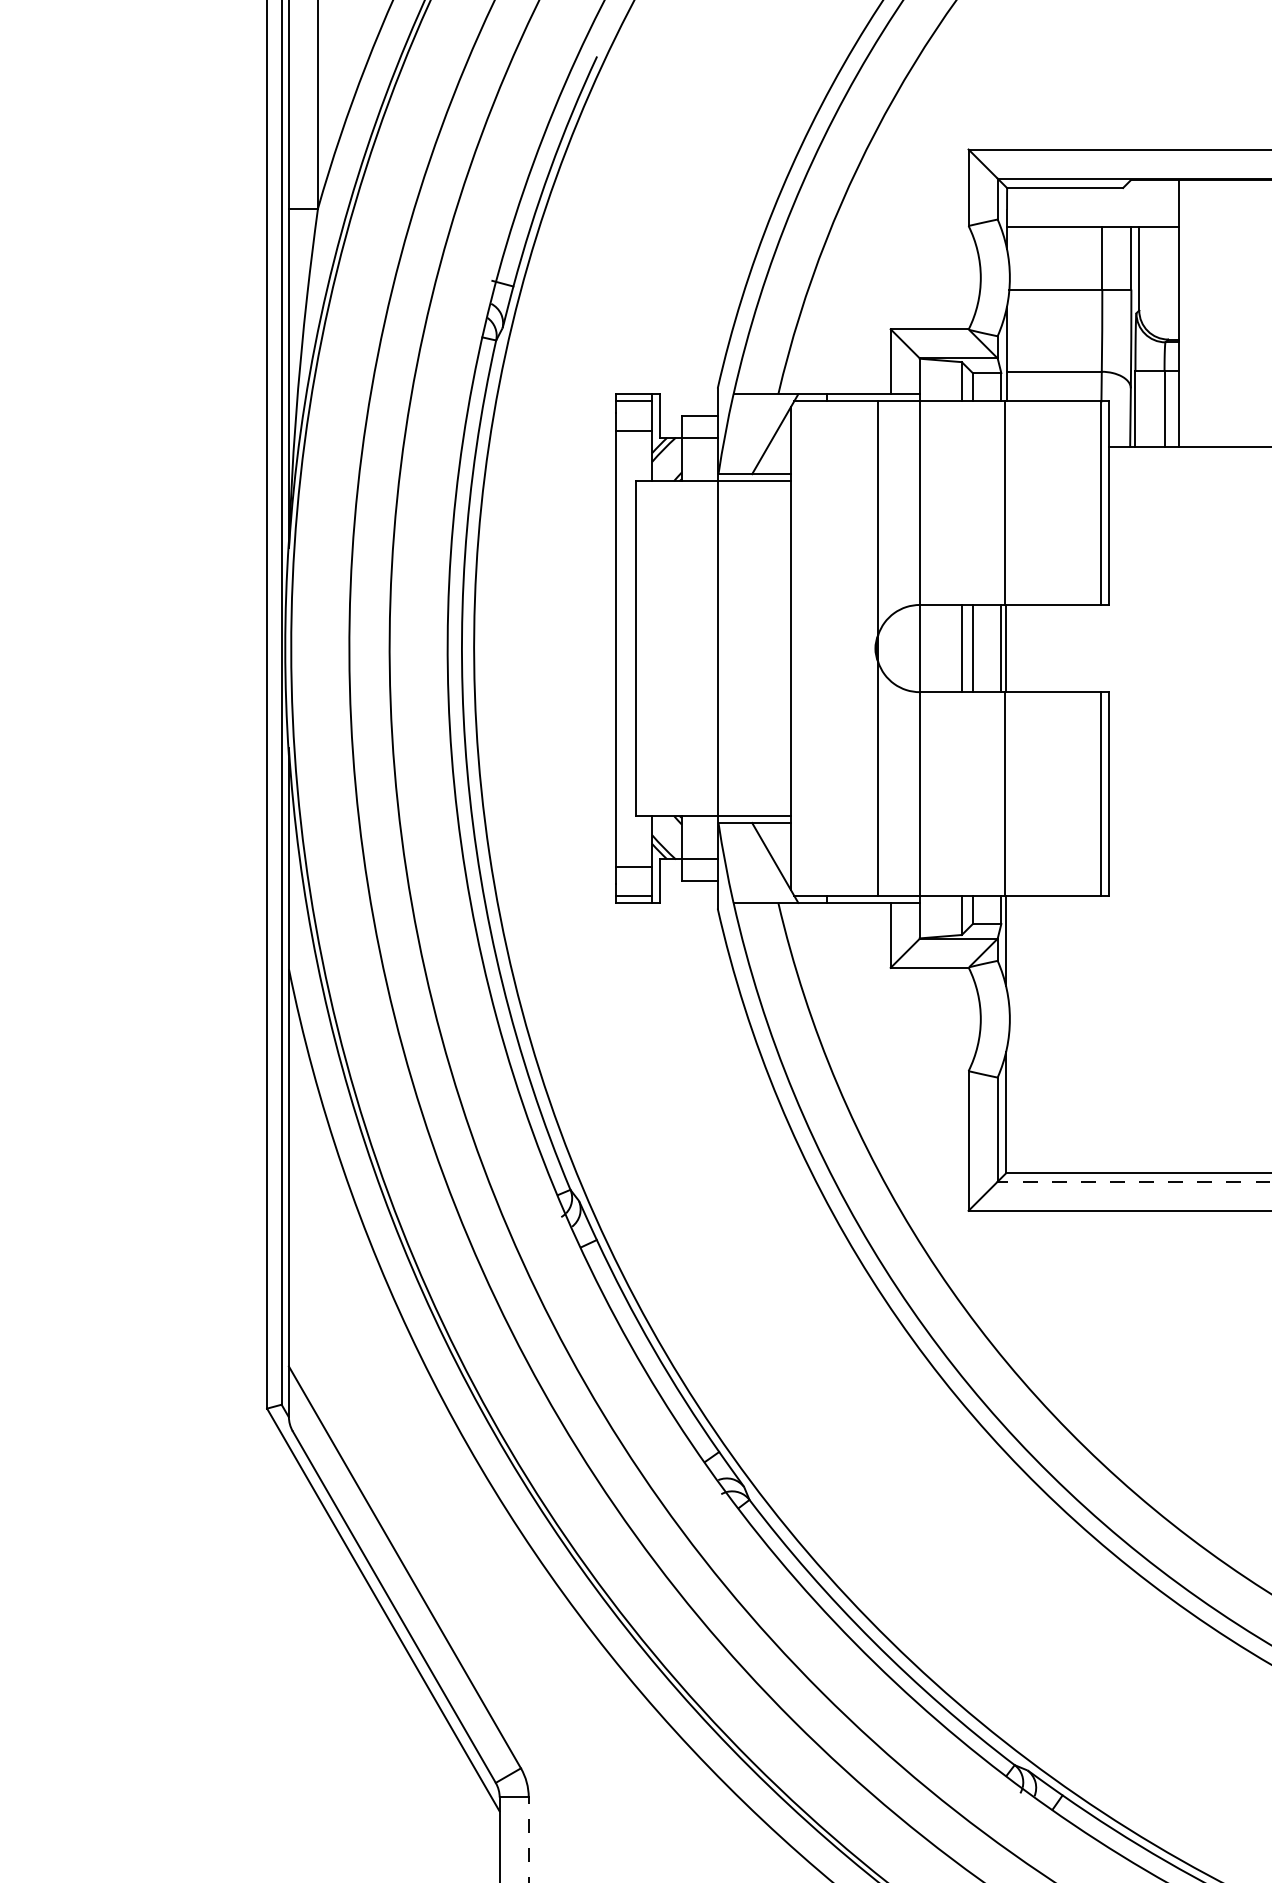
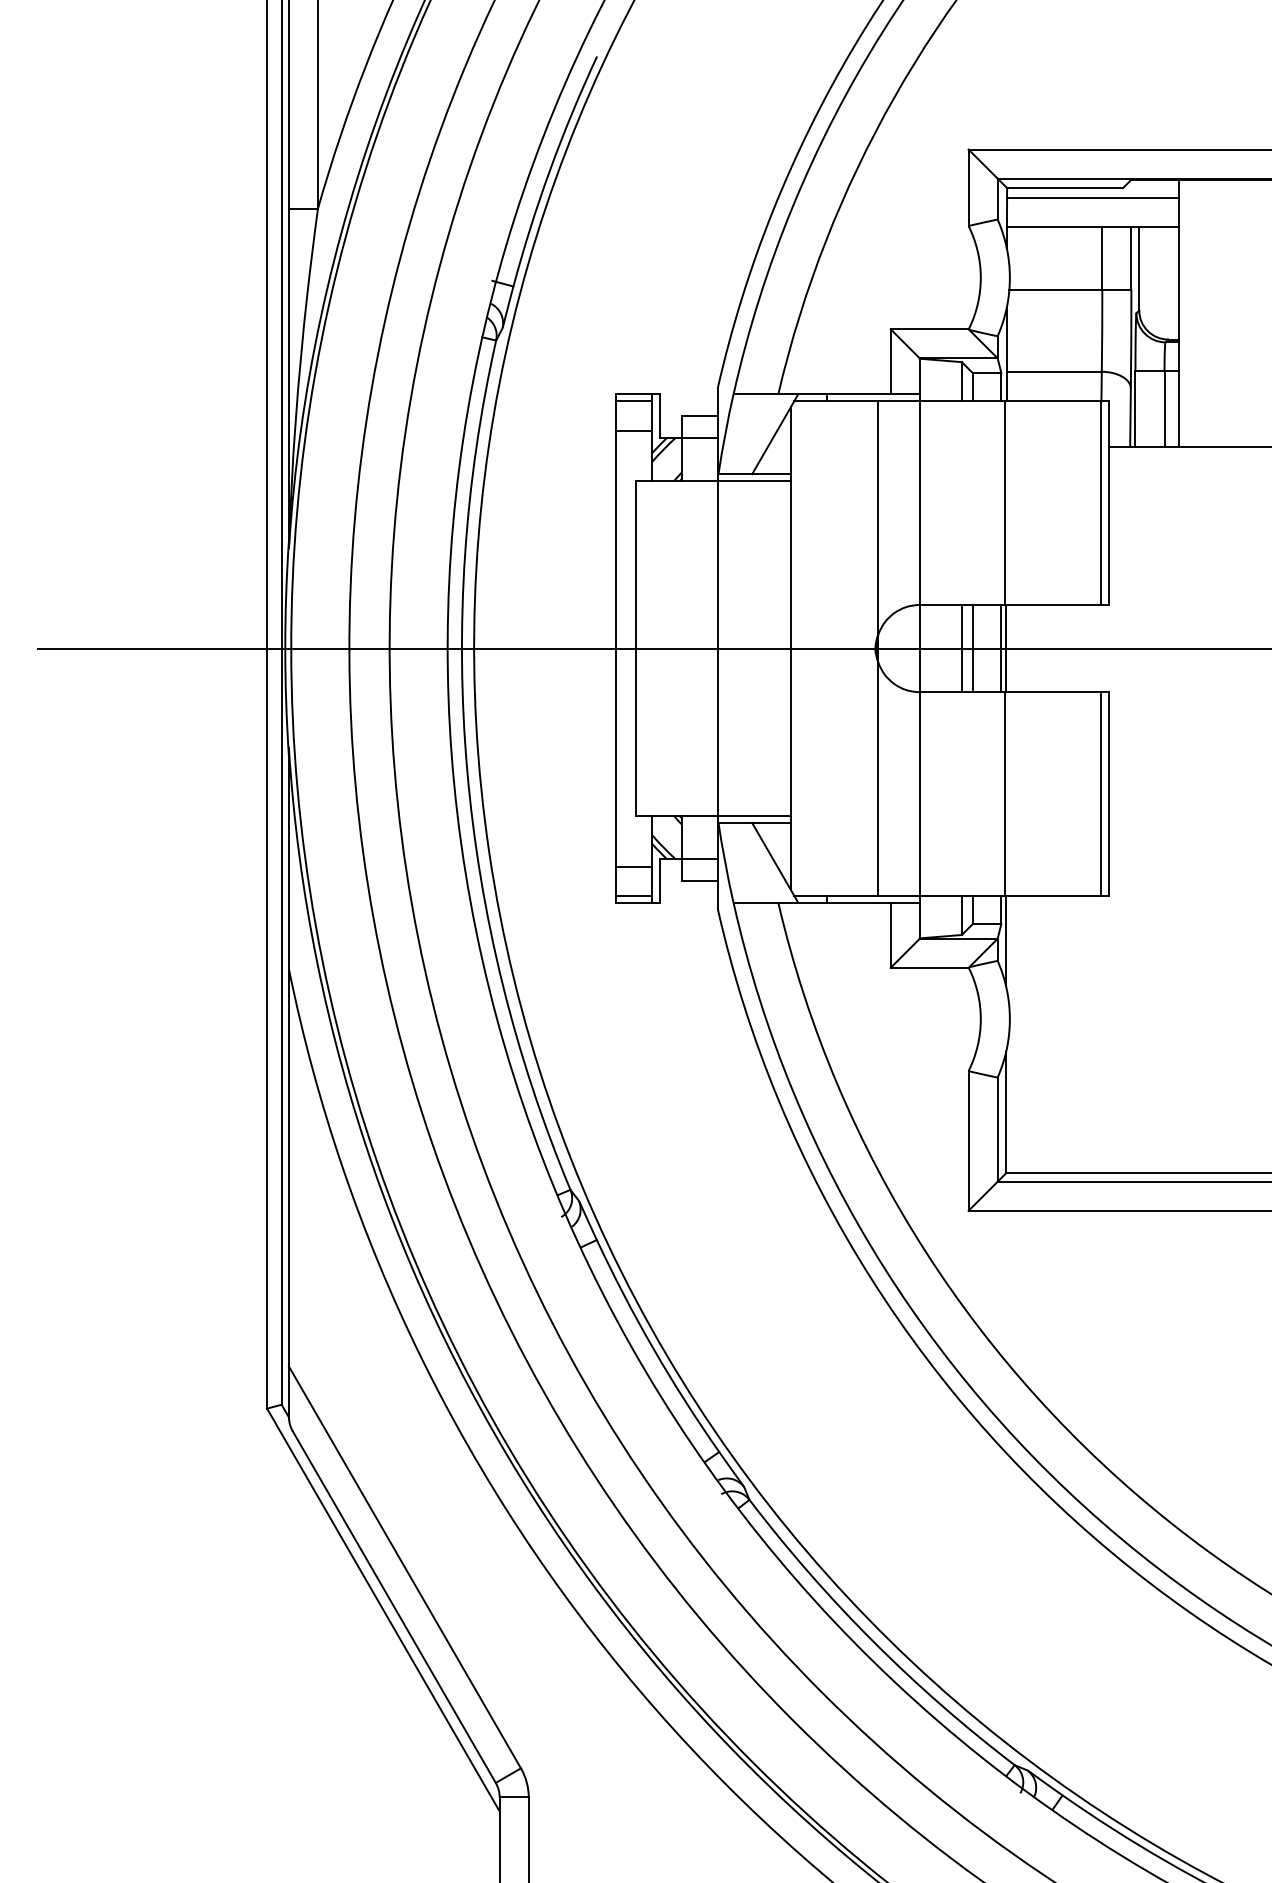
line: none -> present (1093, 197)
line: none -> present (653, 648)
line: dashed -> solid (1134, 1181)
line: dashed -> solid (528, 1839)
